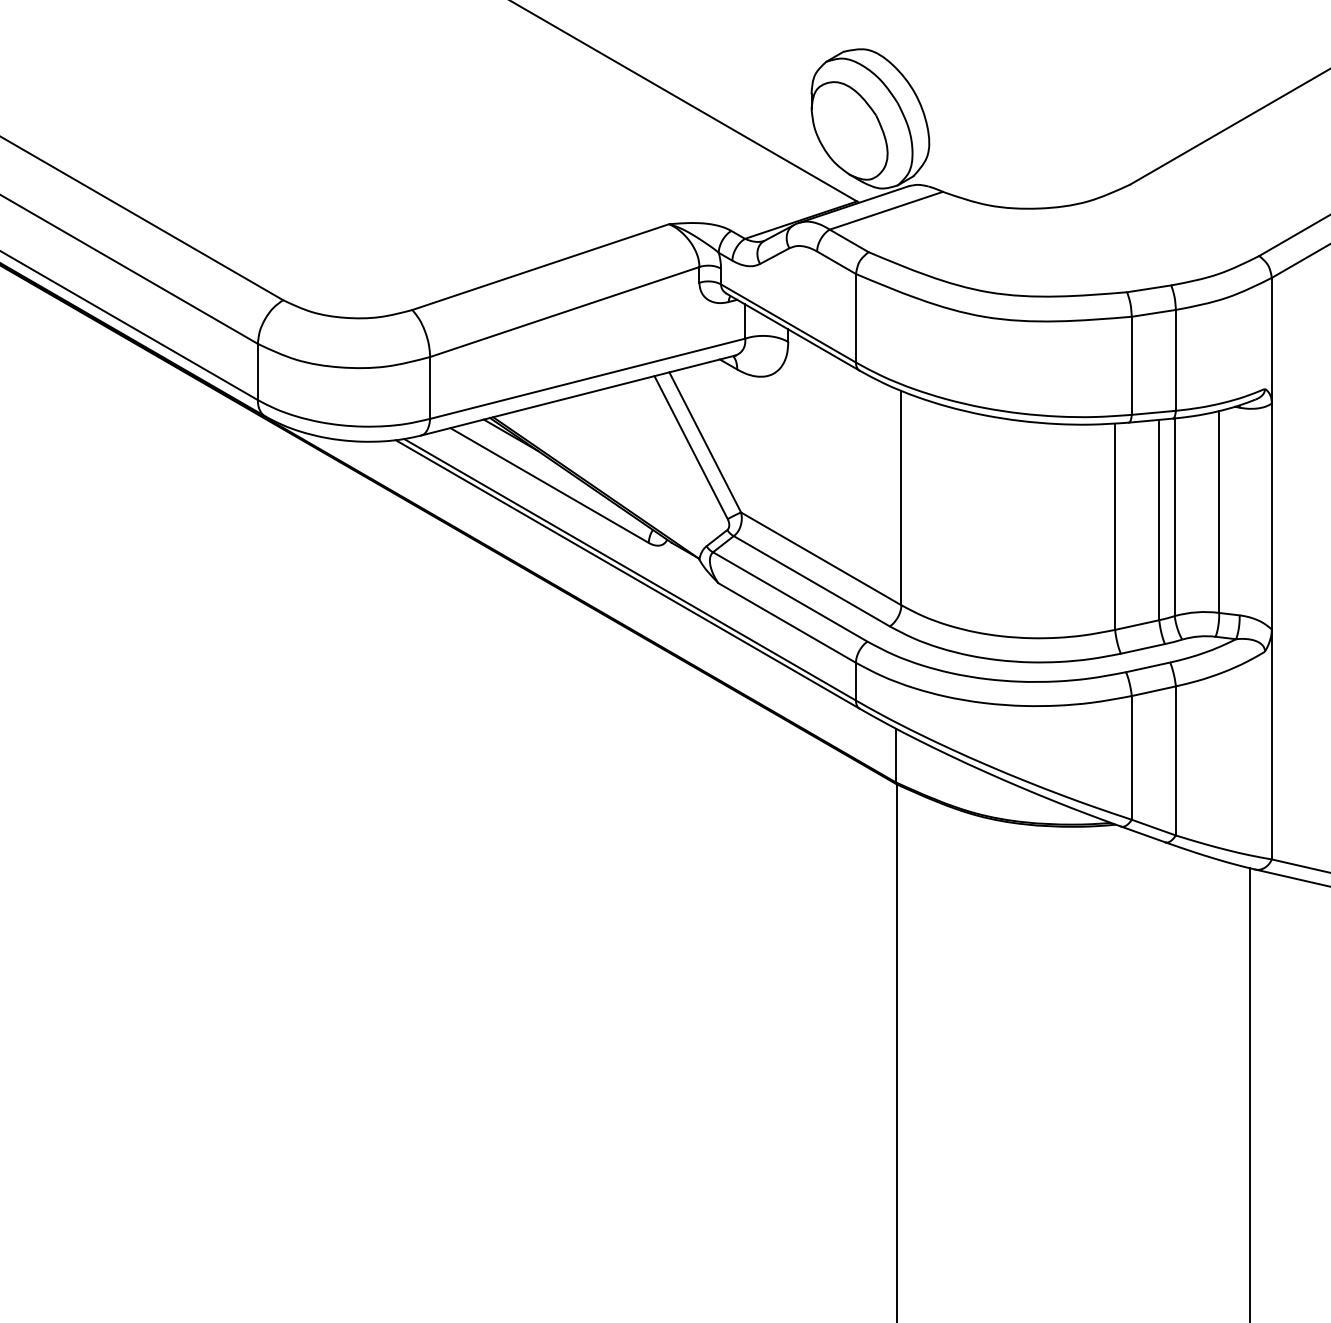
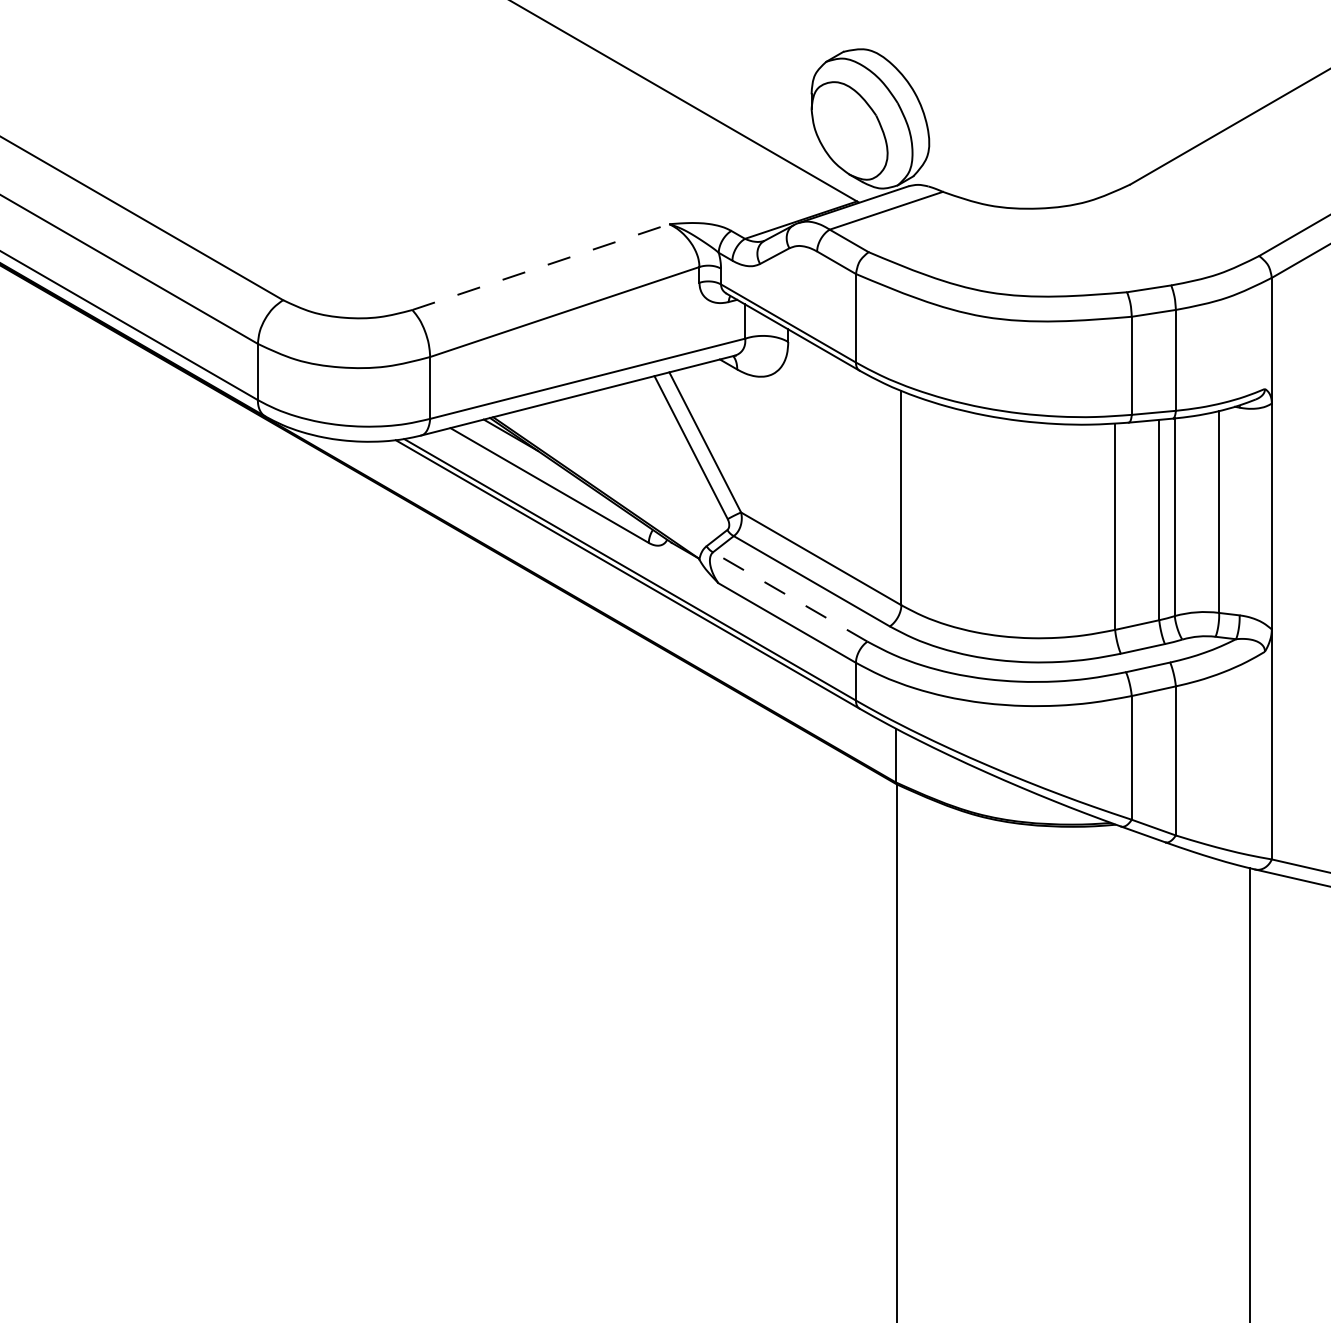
line: solid -> dashed (541, 266)
line: solid -> dashed (789, 596)
